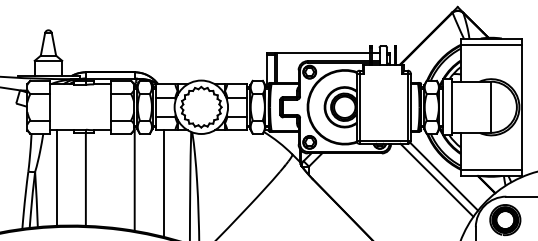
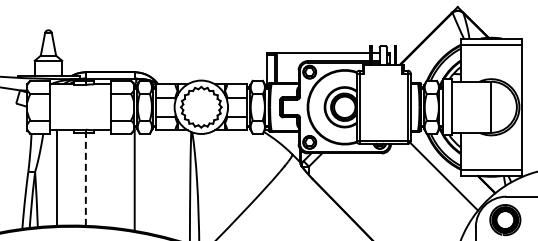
line: solid -> dashed (85, 179)
line: present -> none (436, 179)
line: present -> none (163, 183)
